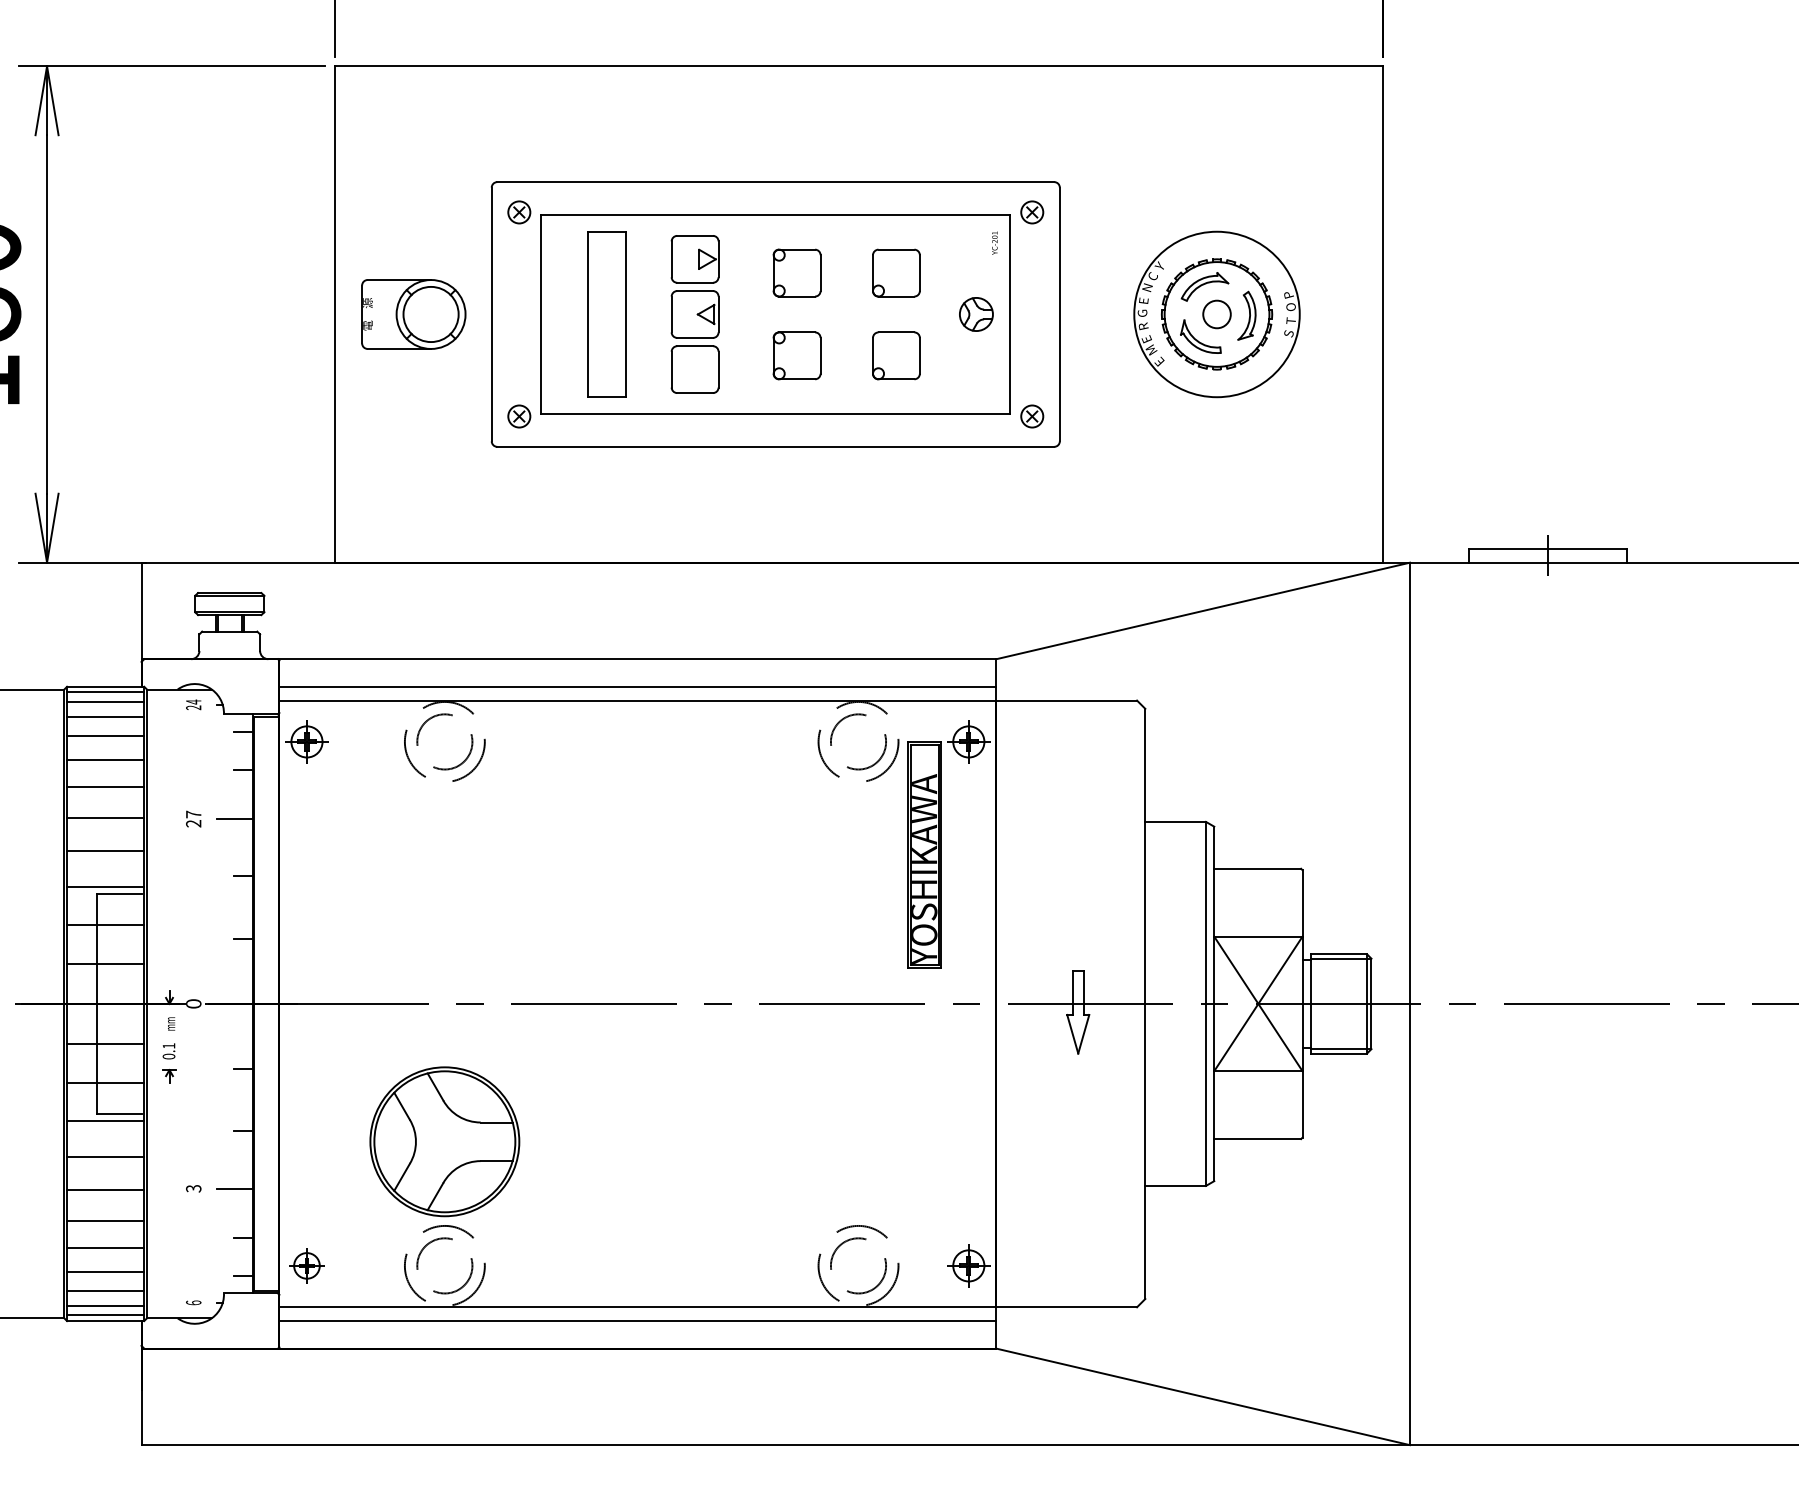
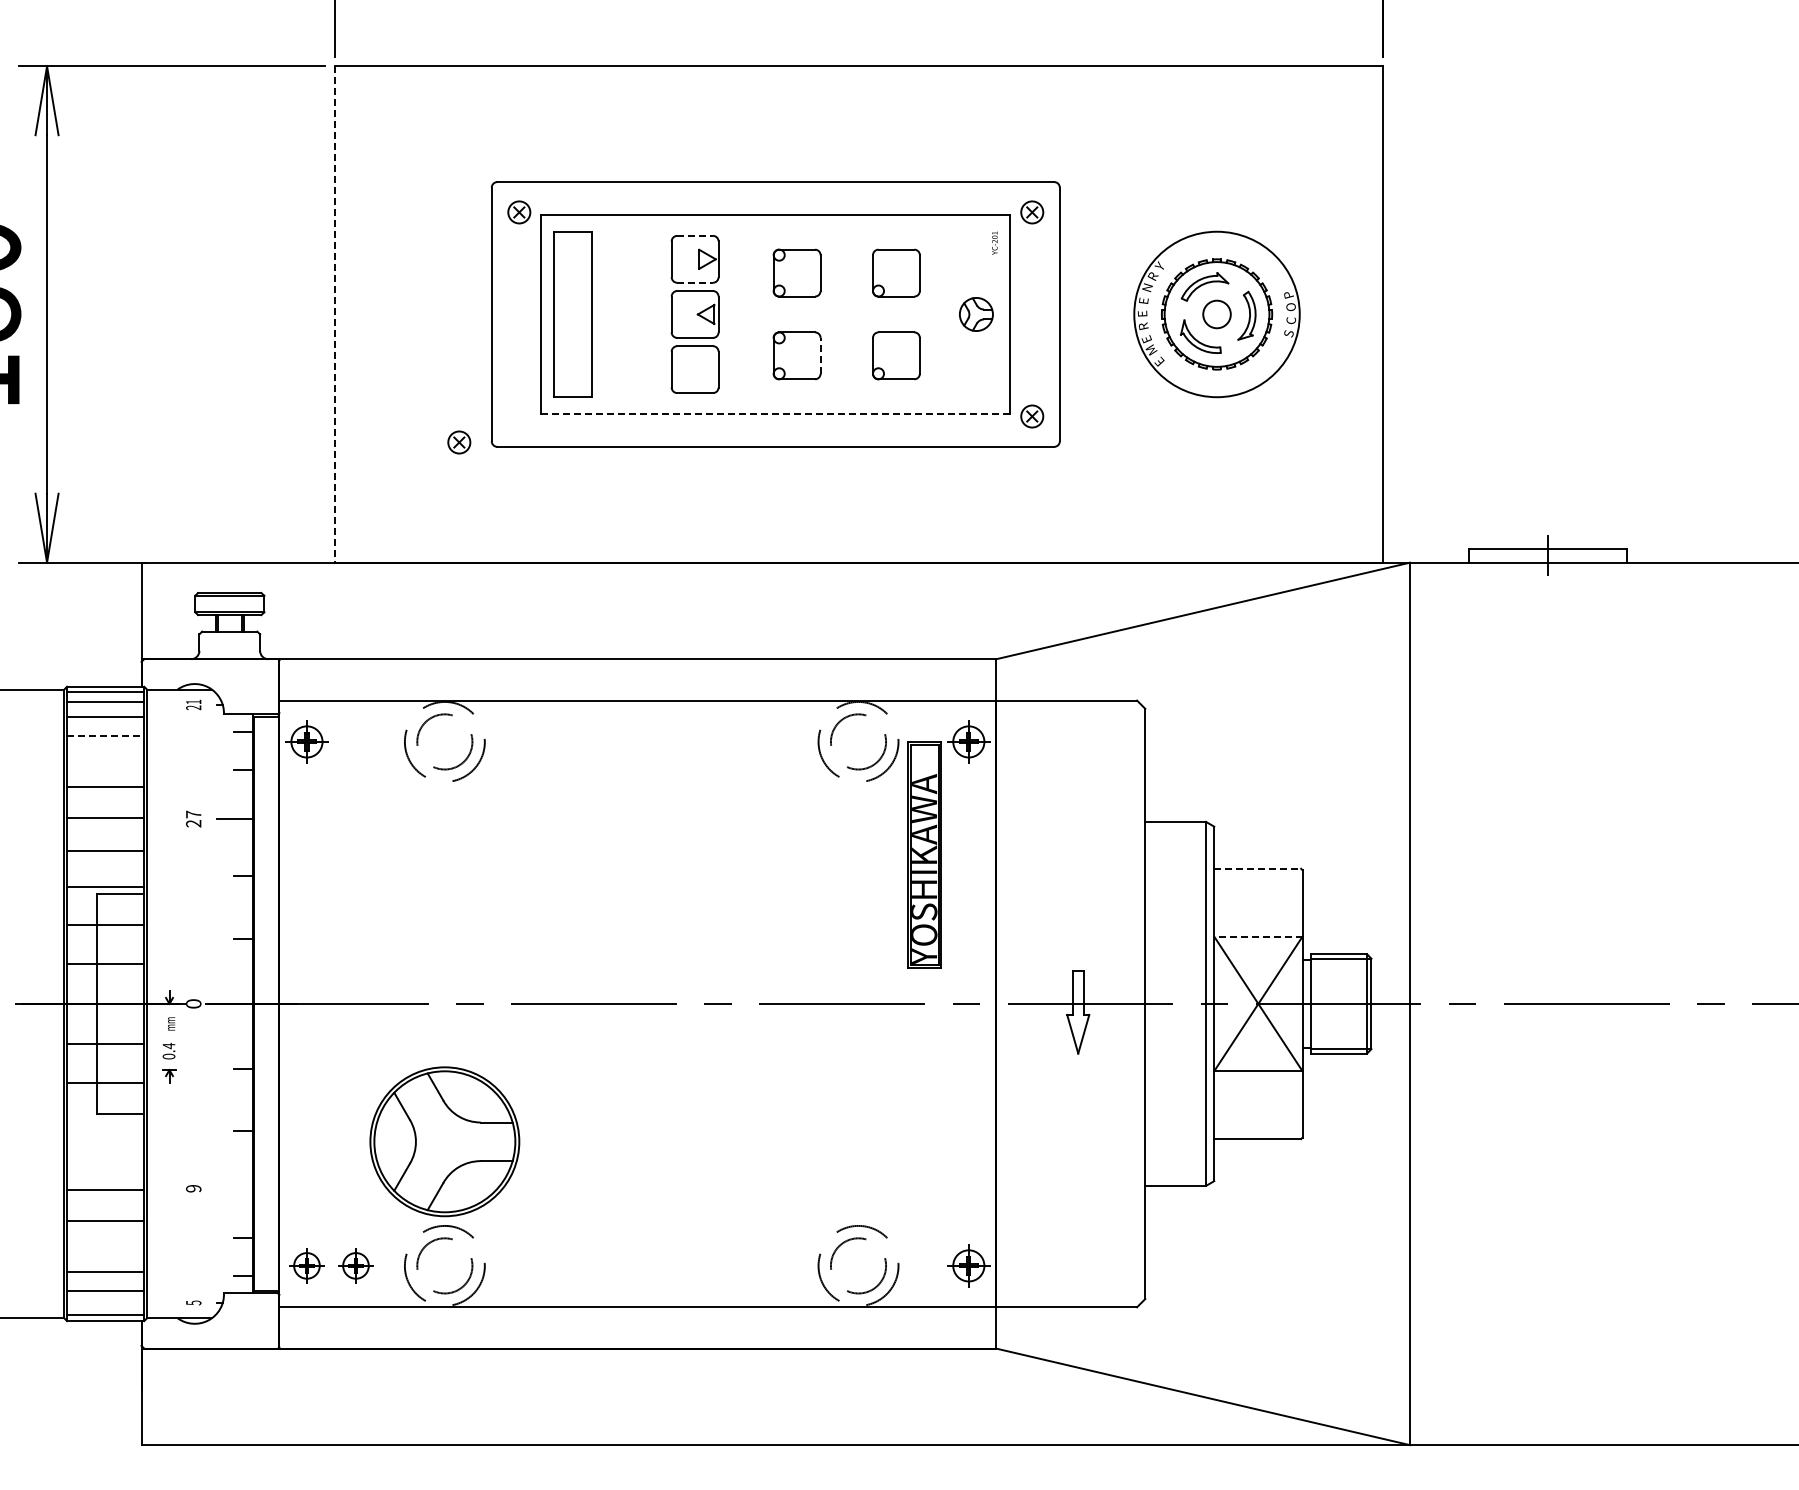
line: solid -> dashed (695, 235)
text: C -> R (1152, 276)
line: solid -> dashed (695, 282)
text: G -> E (1142, 312)
line: solid -> dashed (334, 314)
part: present -> none (413, 314)
part position: (606, 314) -> (572, 314) (572, 314)
text: T -> C (1291, 320)
line: solid -> dashed (820, 355)
line: solid -> dashed (775, 413)
part position: (519, 416) -> (459, 442) (459, 442)
line: present -> none (637, 686)
text: 24 -> 21 (193, 701)
line: solid -> dashed (105, 736)
line: present -> none (105, 759)
line: solid -> dashed (1258, 868)
line: solid -> dashed (1257, 936)
text: 0.1 -> 0.4 (168, 1046)
line: present -> none (105, 1120)
line: present -> none (105, 1156)
text: 3 -> 9 (193, 1188)
line: present -> none (234, 1188)
line: present -> none (105, 1248)
part: none -> present (355, 1265)
text: 6 -> 5 (193, 1302)
line: present -> none (105, 1305)
line: present -> none (637, 1321)
